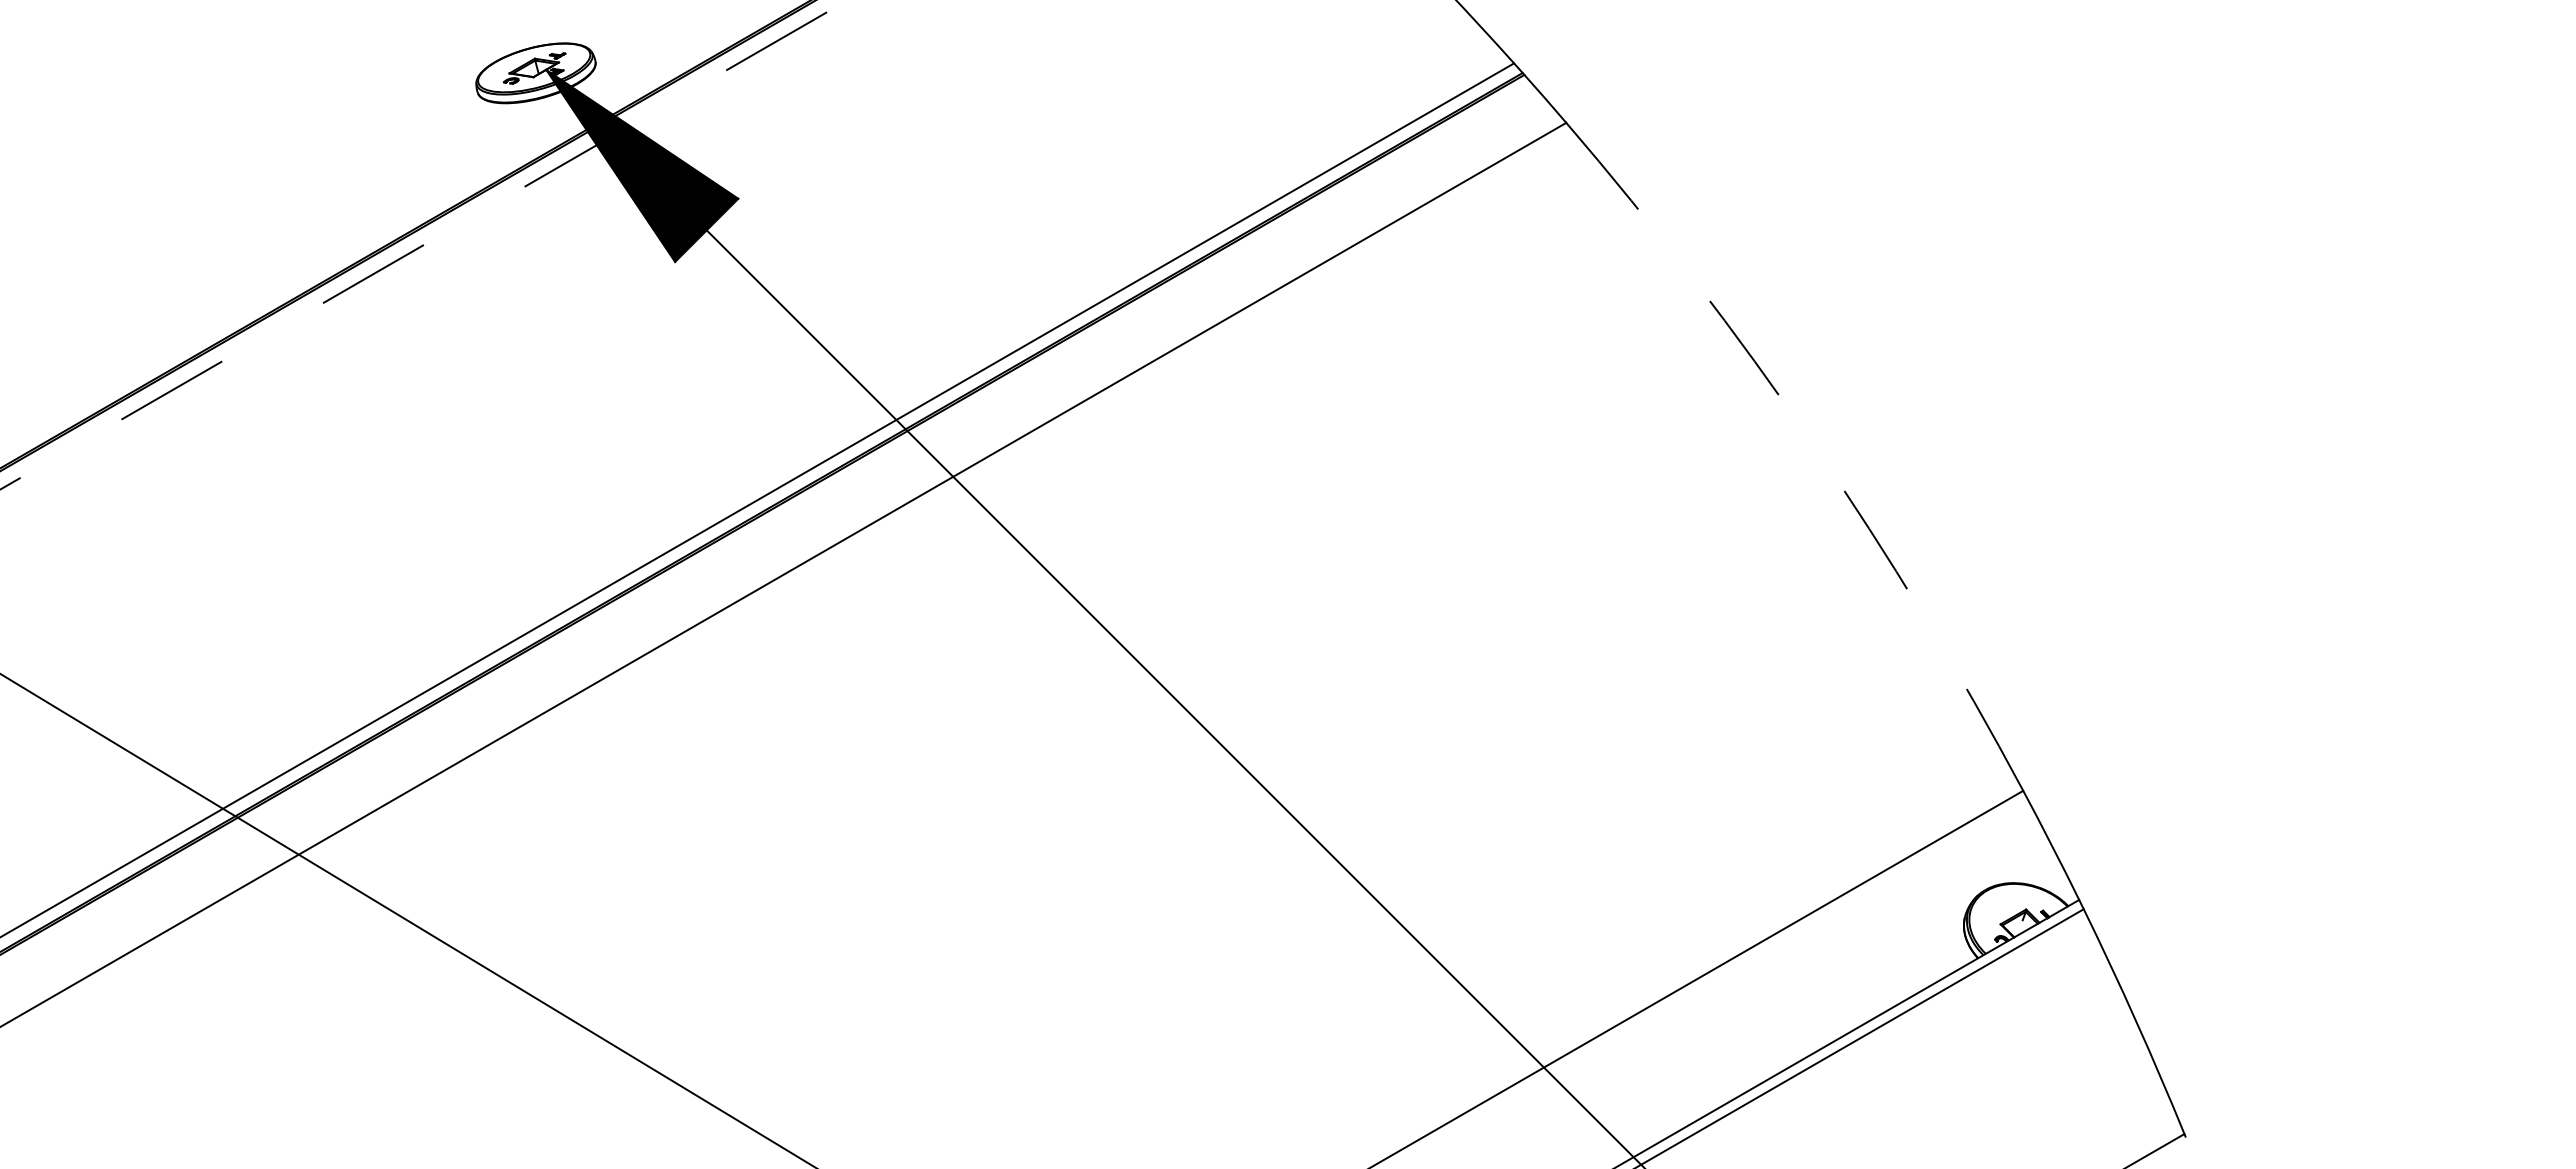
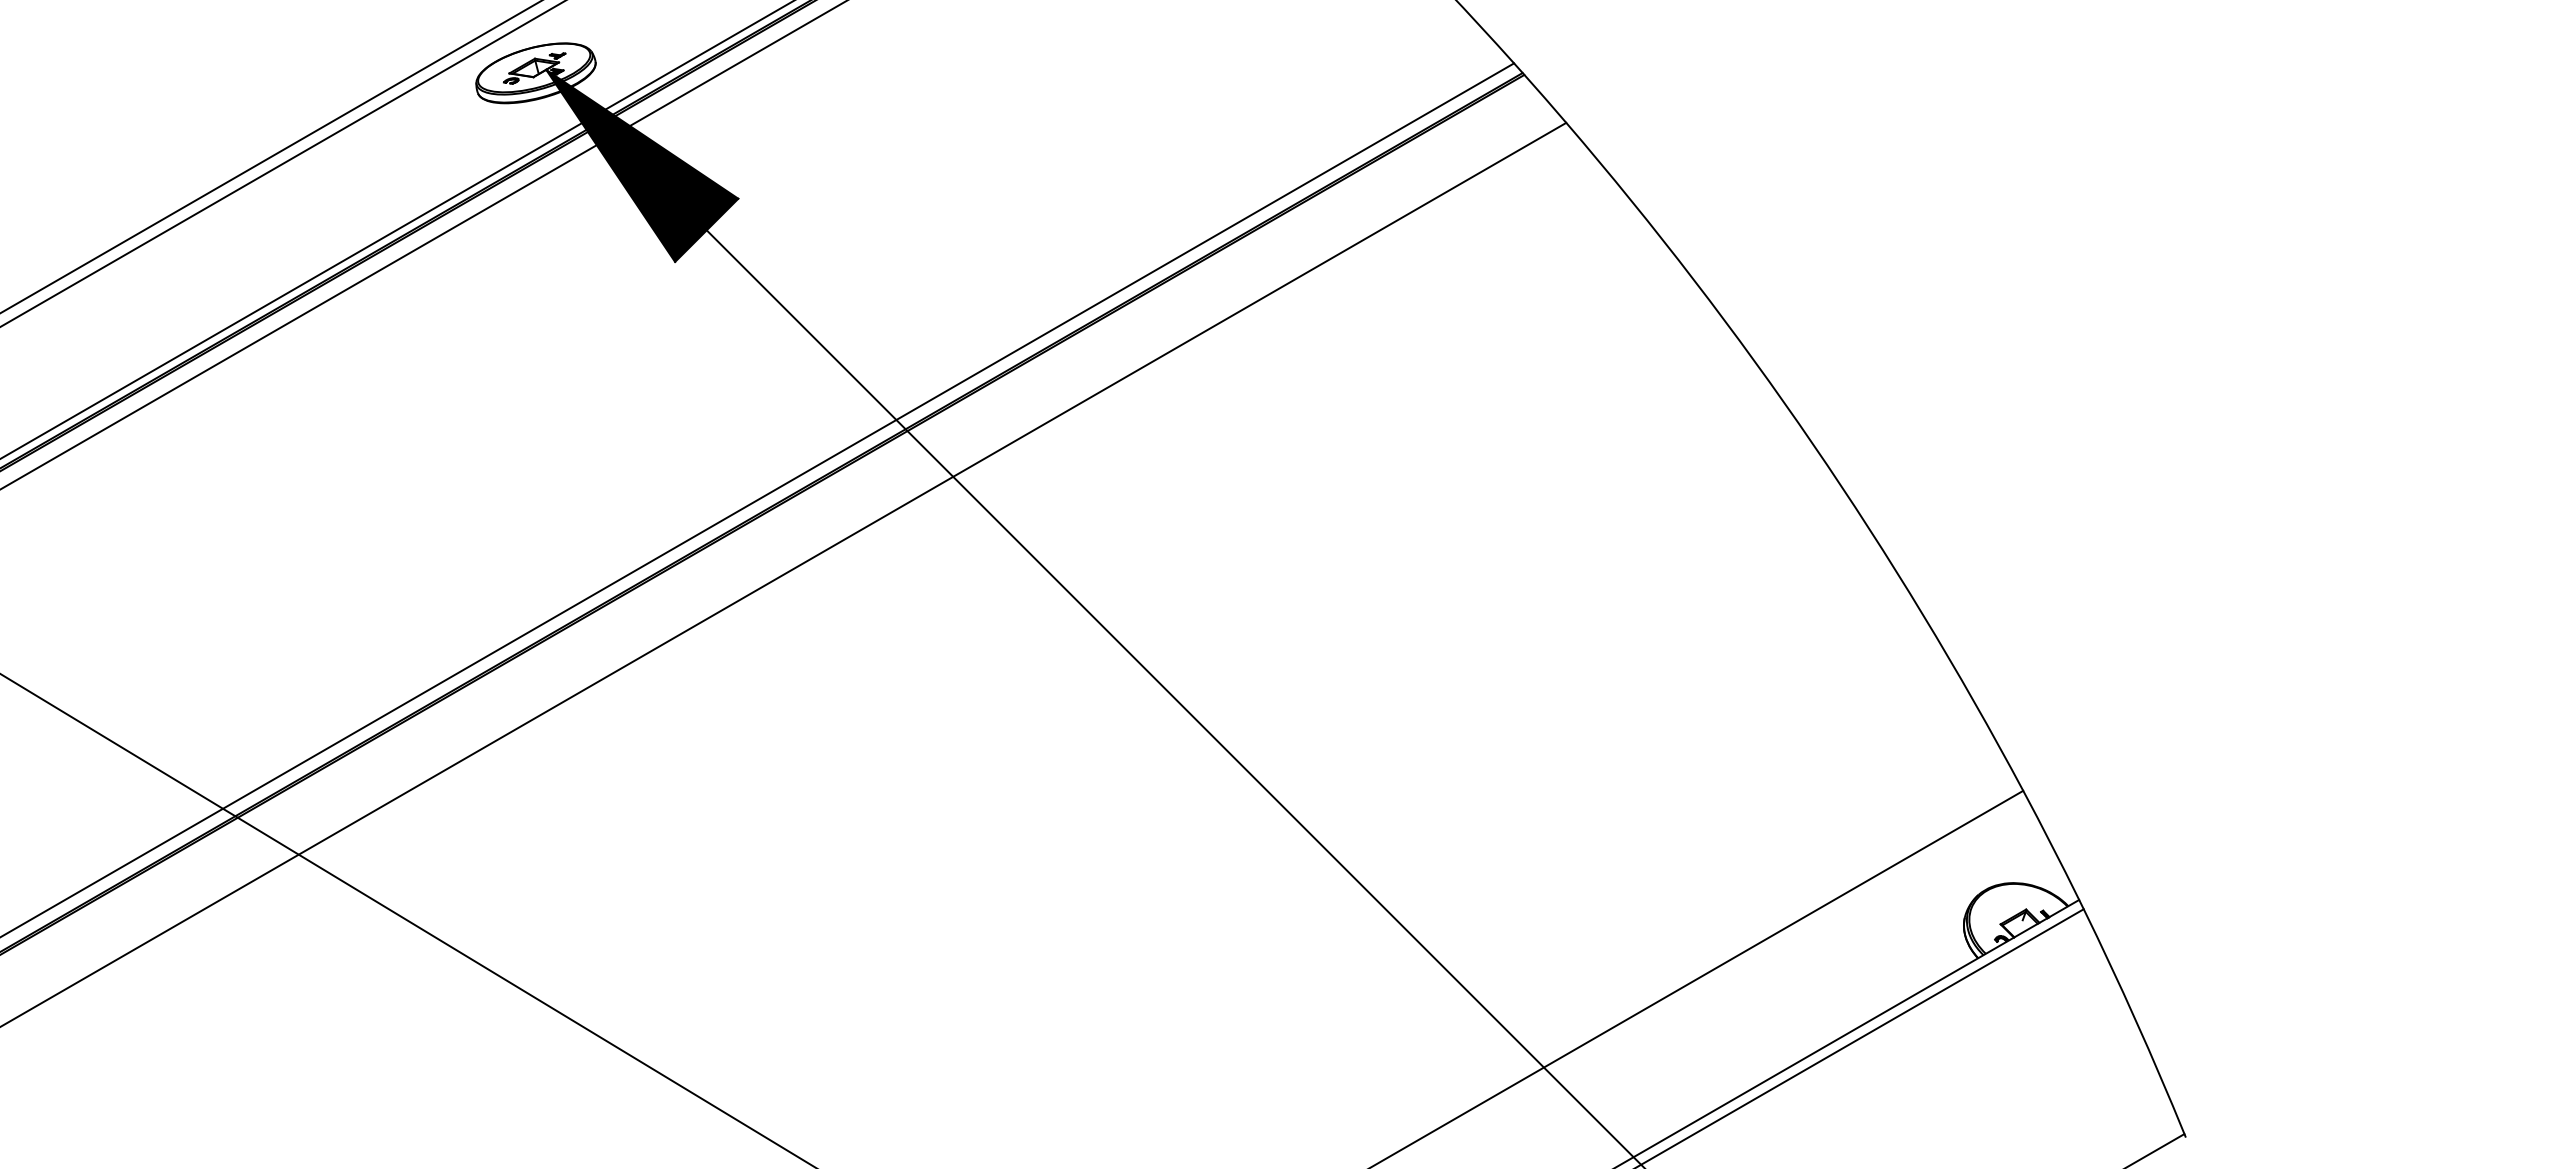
line: none -> present (270, 157)
line: none -> present (282, 163)
line: none -> present (396, 229)
line: dashed -> solid (423, 245)
arc: dashed -> solid (1813, 444)
